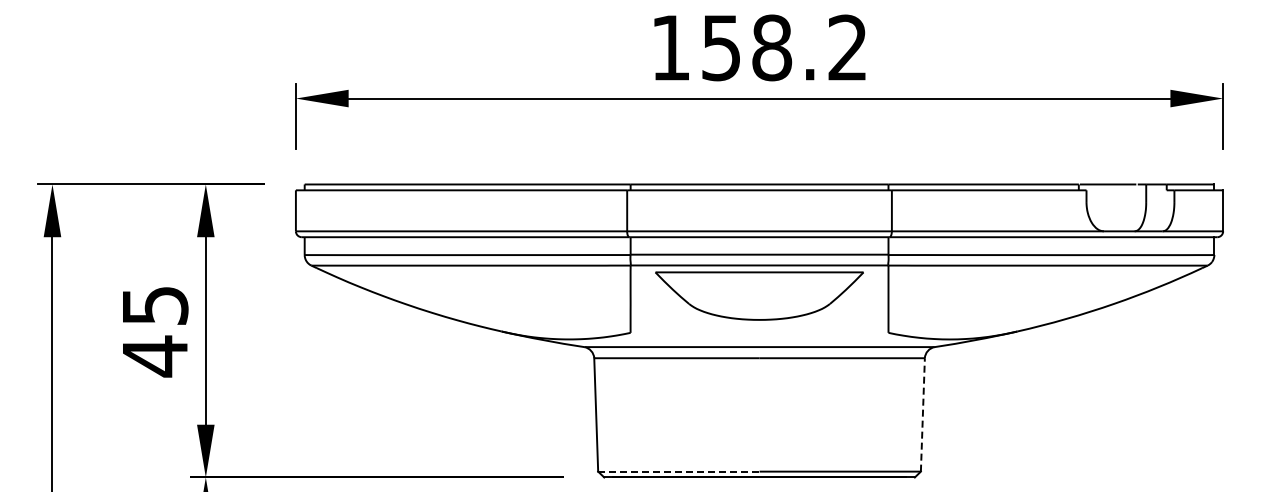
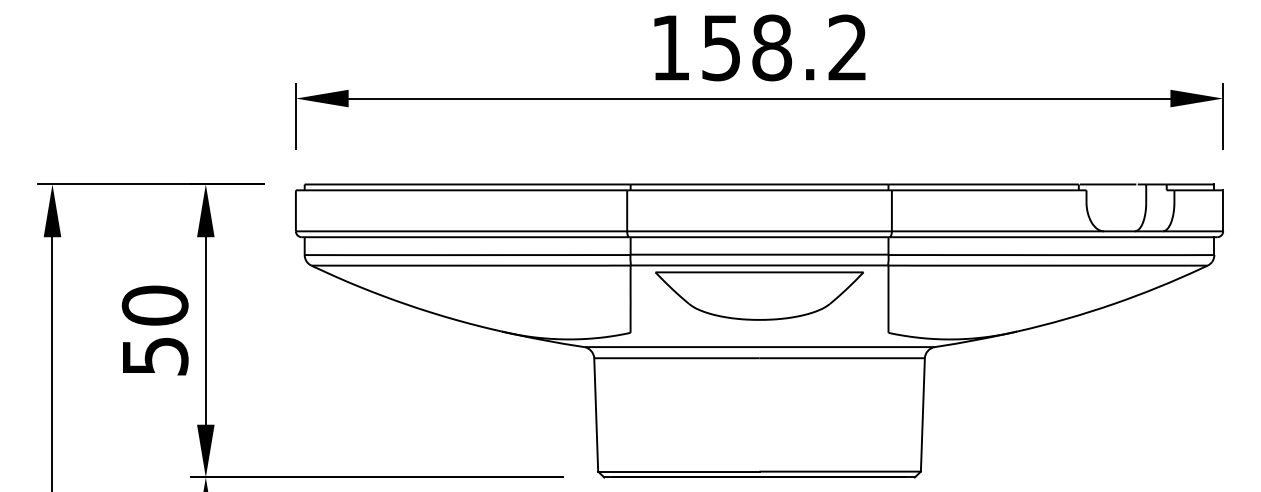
text: 45 -> 50 (154, 331)
line: dashed -> solid (922, 414)
line: dashed -> solid (678, 471)
